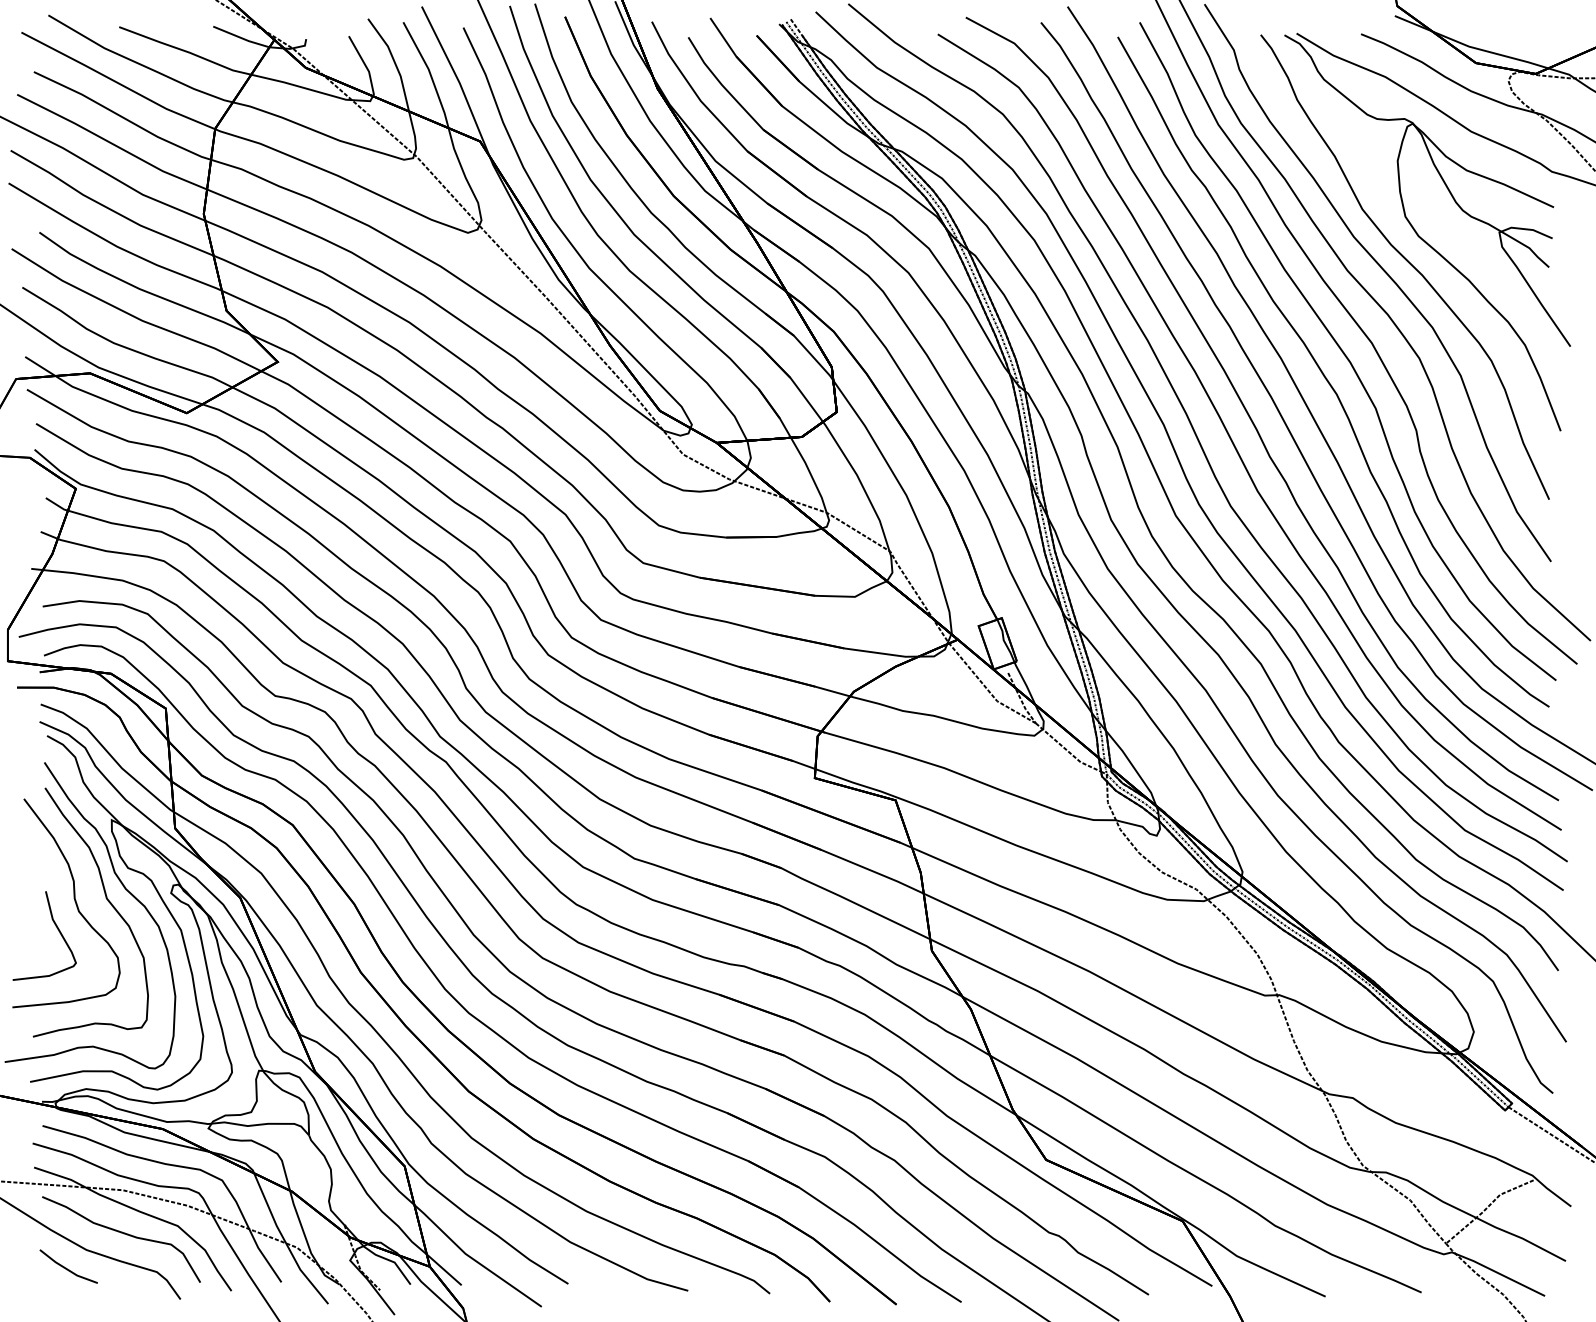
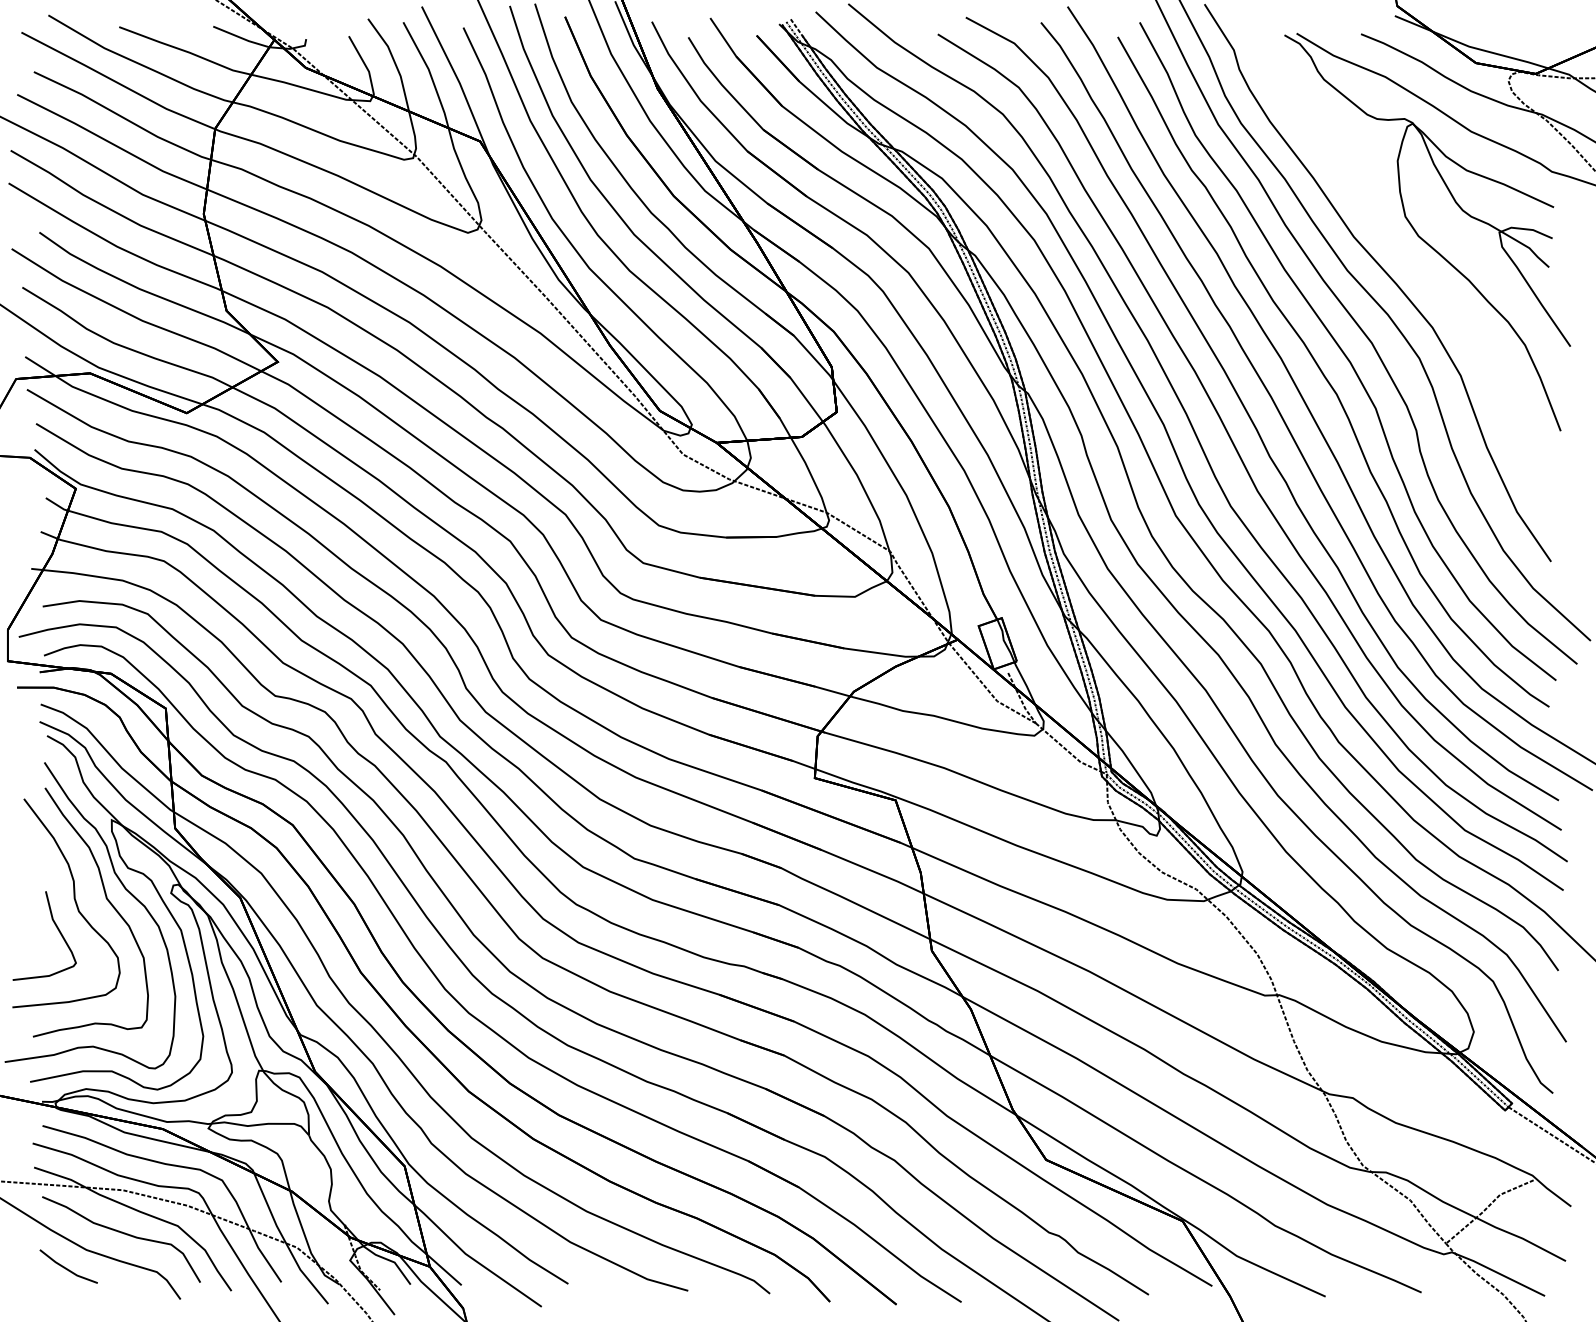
curve: present -> none (1407, 262)
